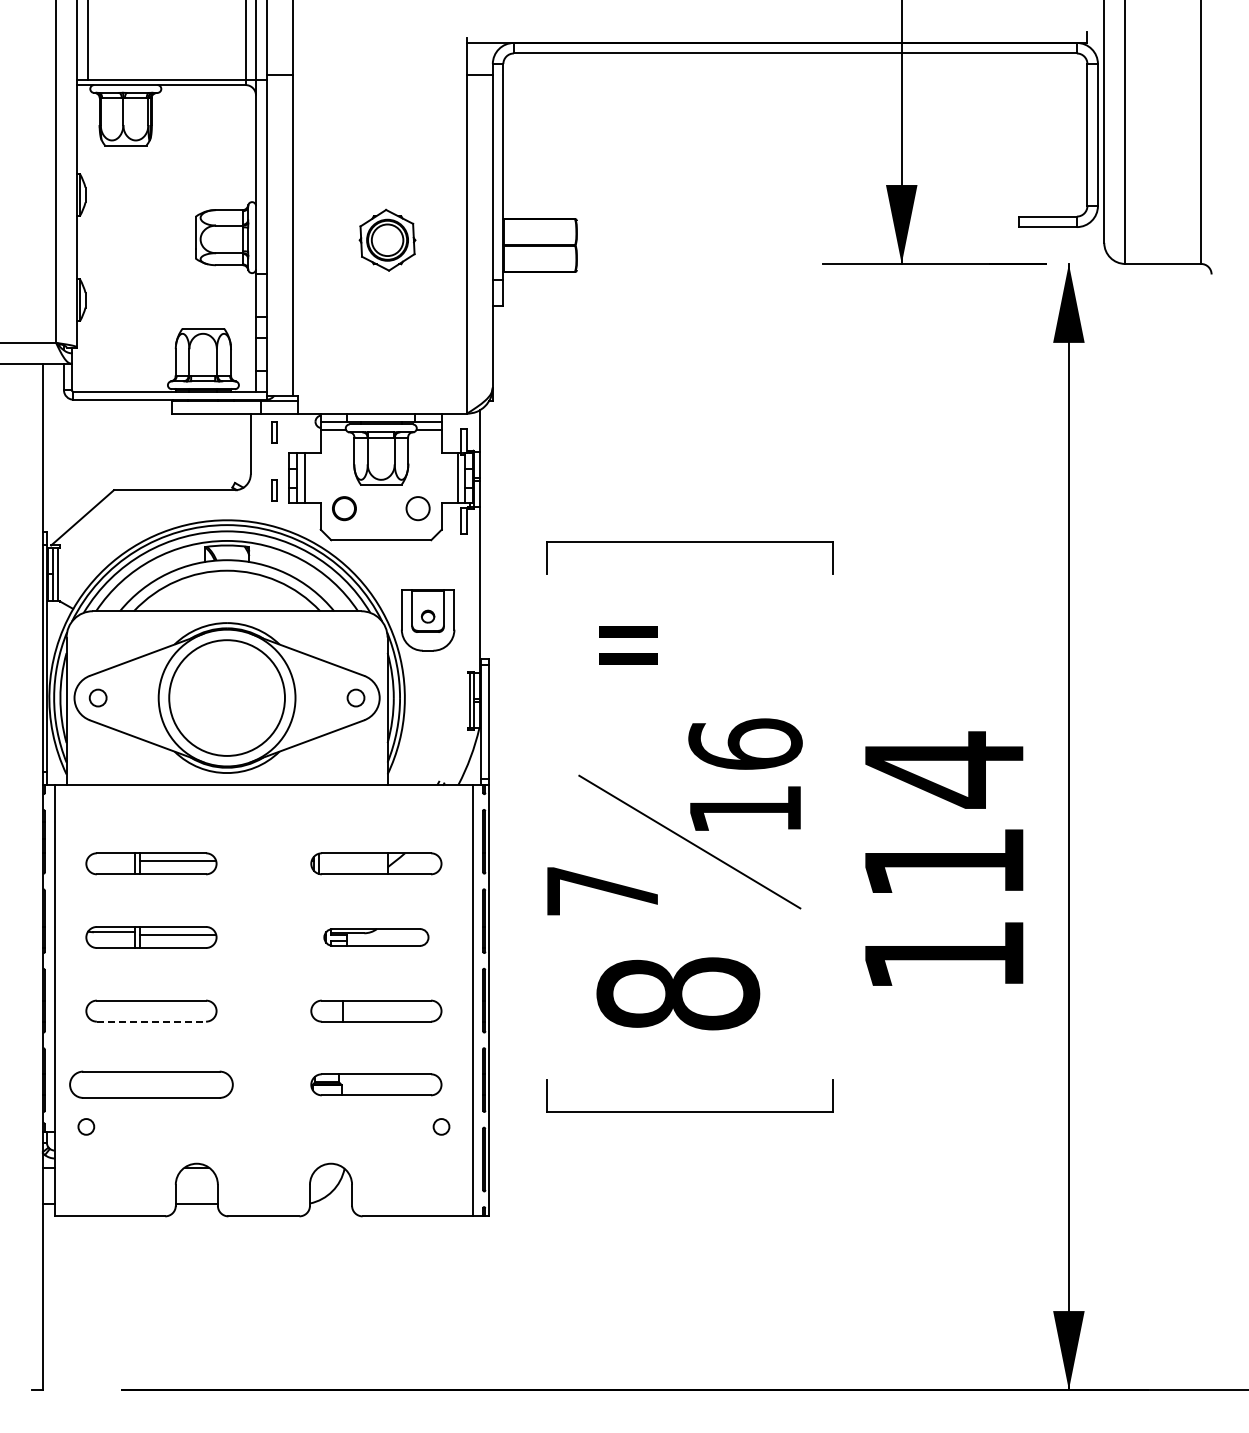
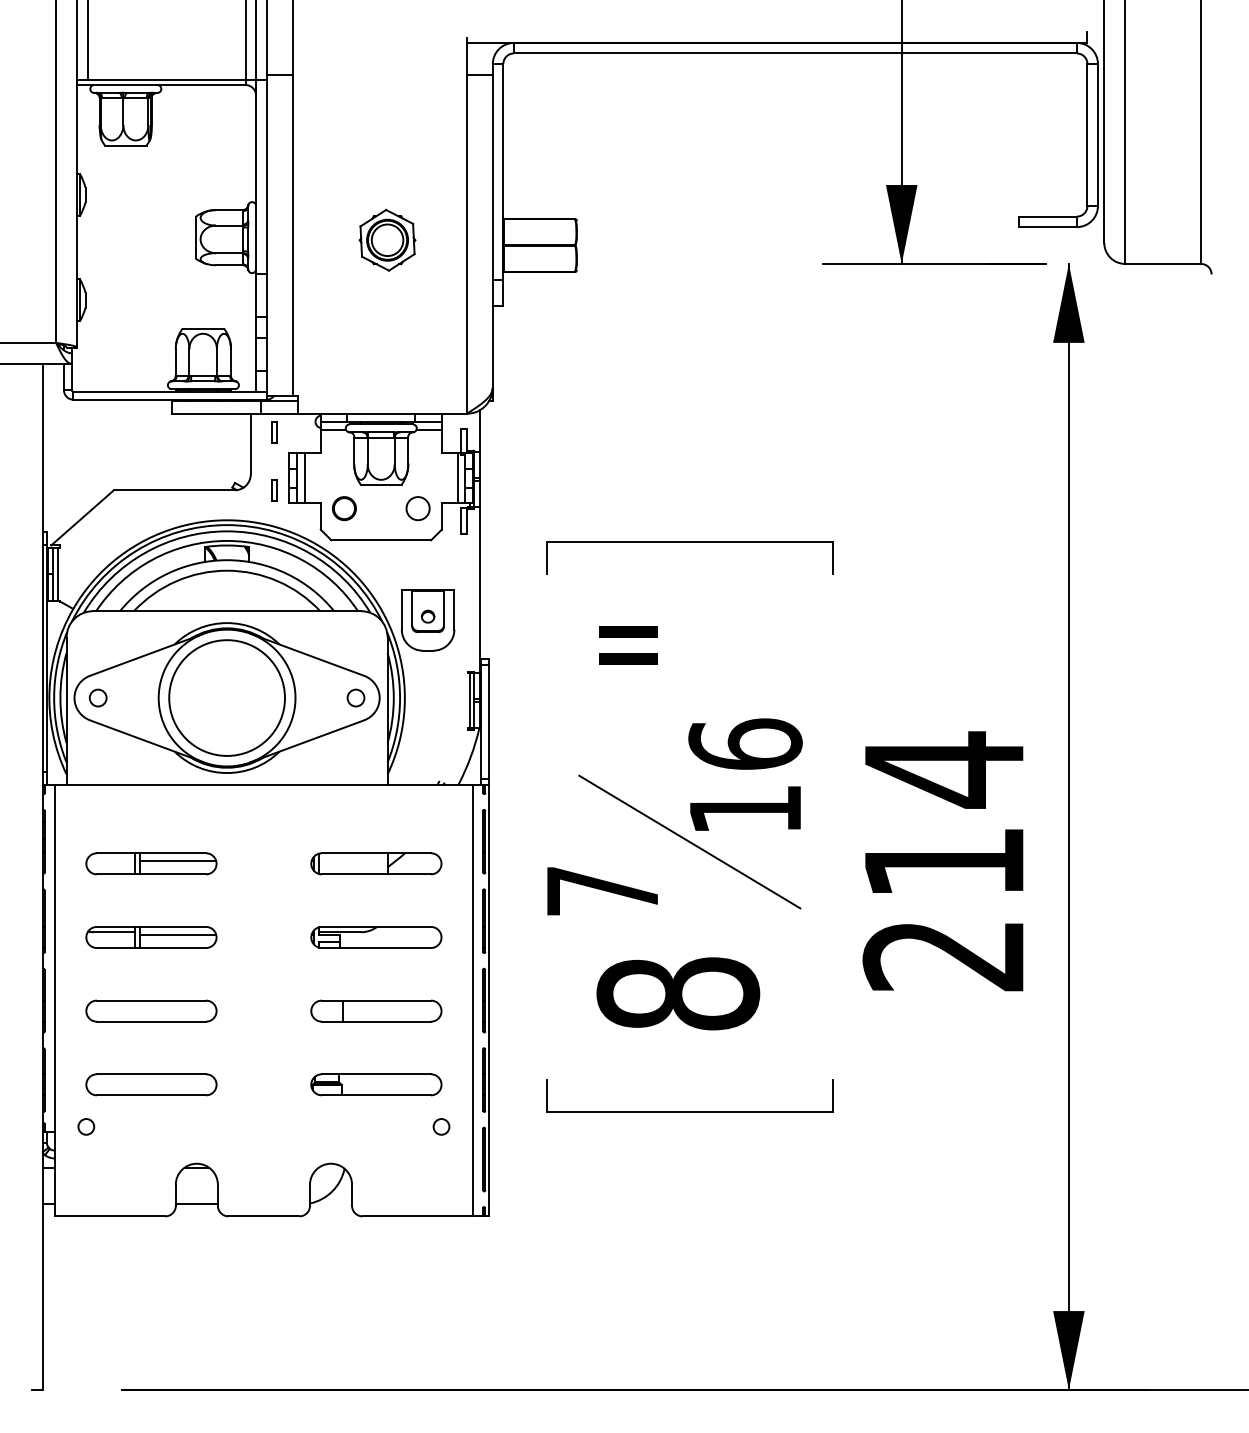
part size: 107x19 px -> 133x23 px (376, 937)
text: 114 -> 214 (942, 956)
line: dashed -> solid (151, 1021)
part size: 165x29 px -> 133x24 px (151, 1084)
